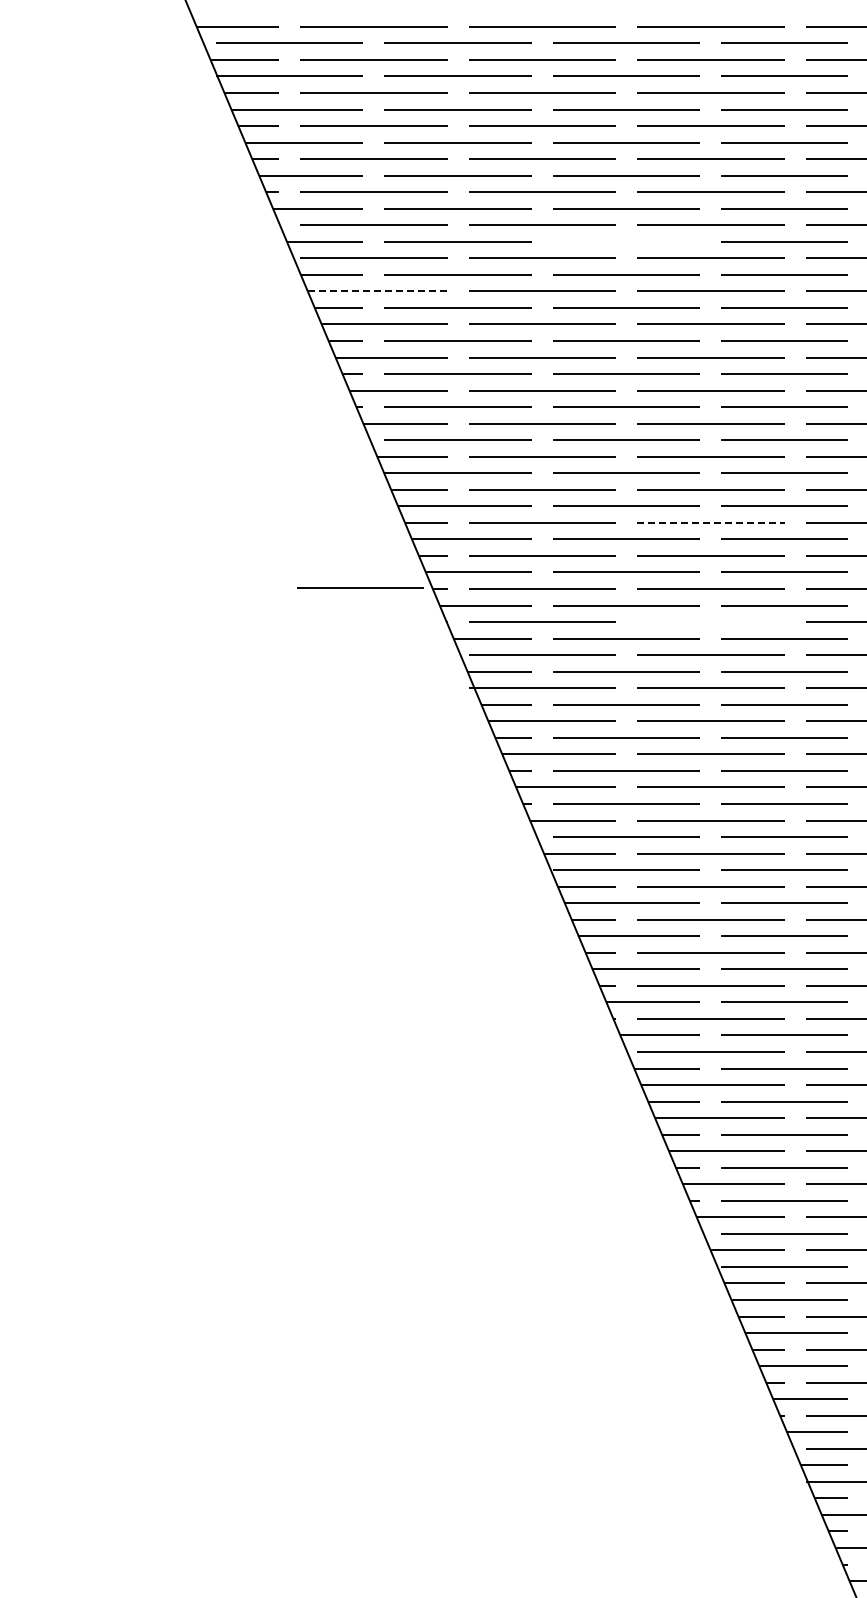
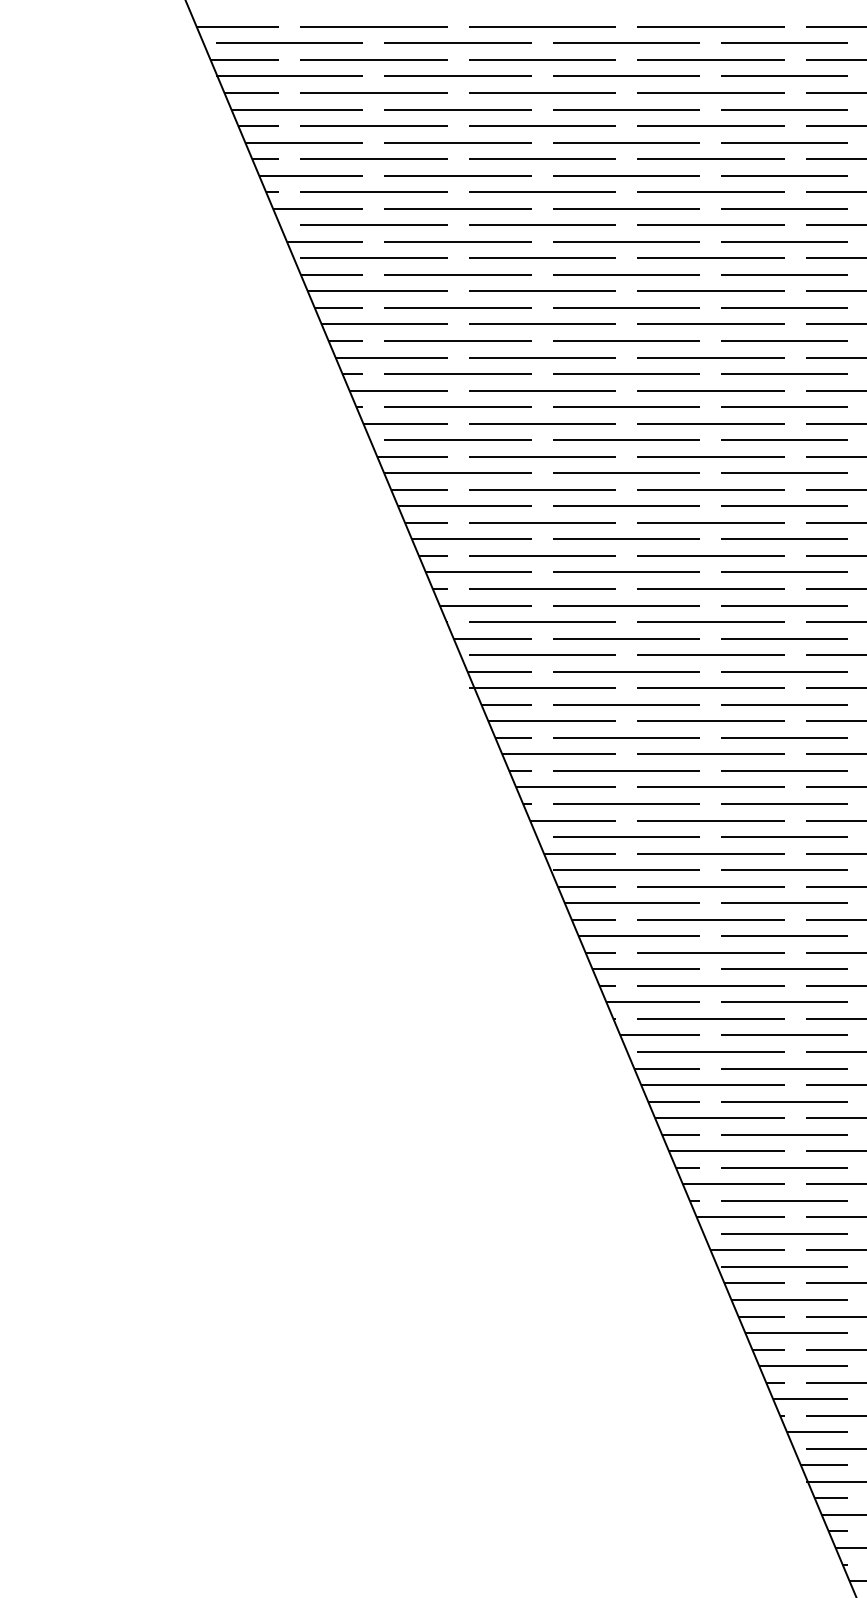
line: none -> present (626, 241)
line: dashed -> solid (377, 291)
line: dashed -> solid (710, 522)
line: present -> none (360, 587)
line: none -> present (710, 621)
